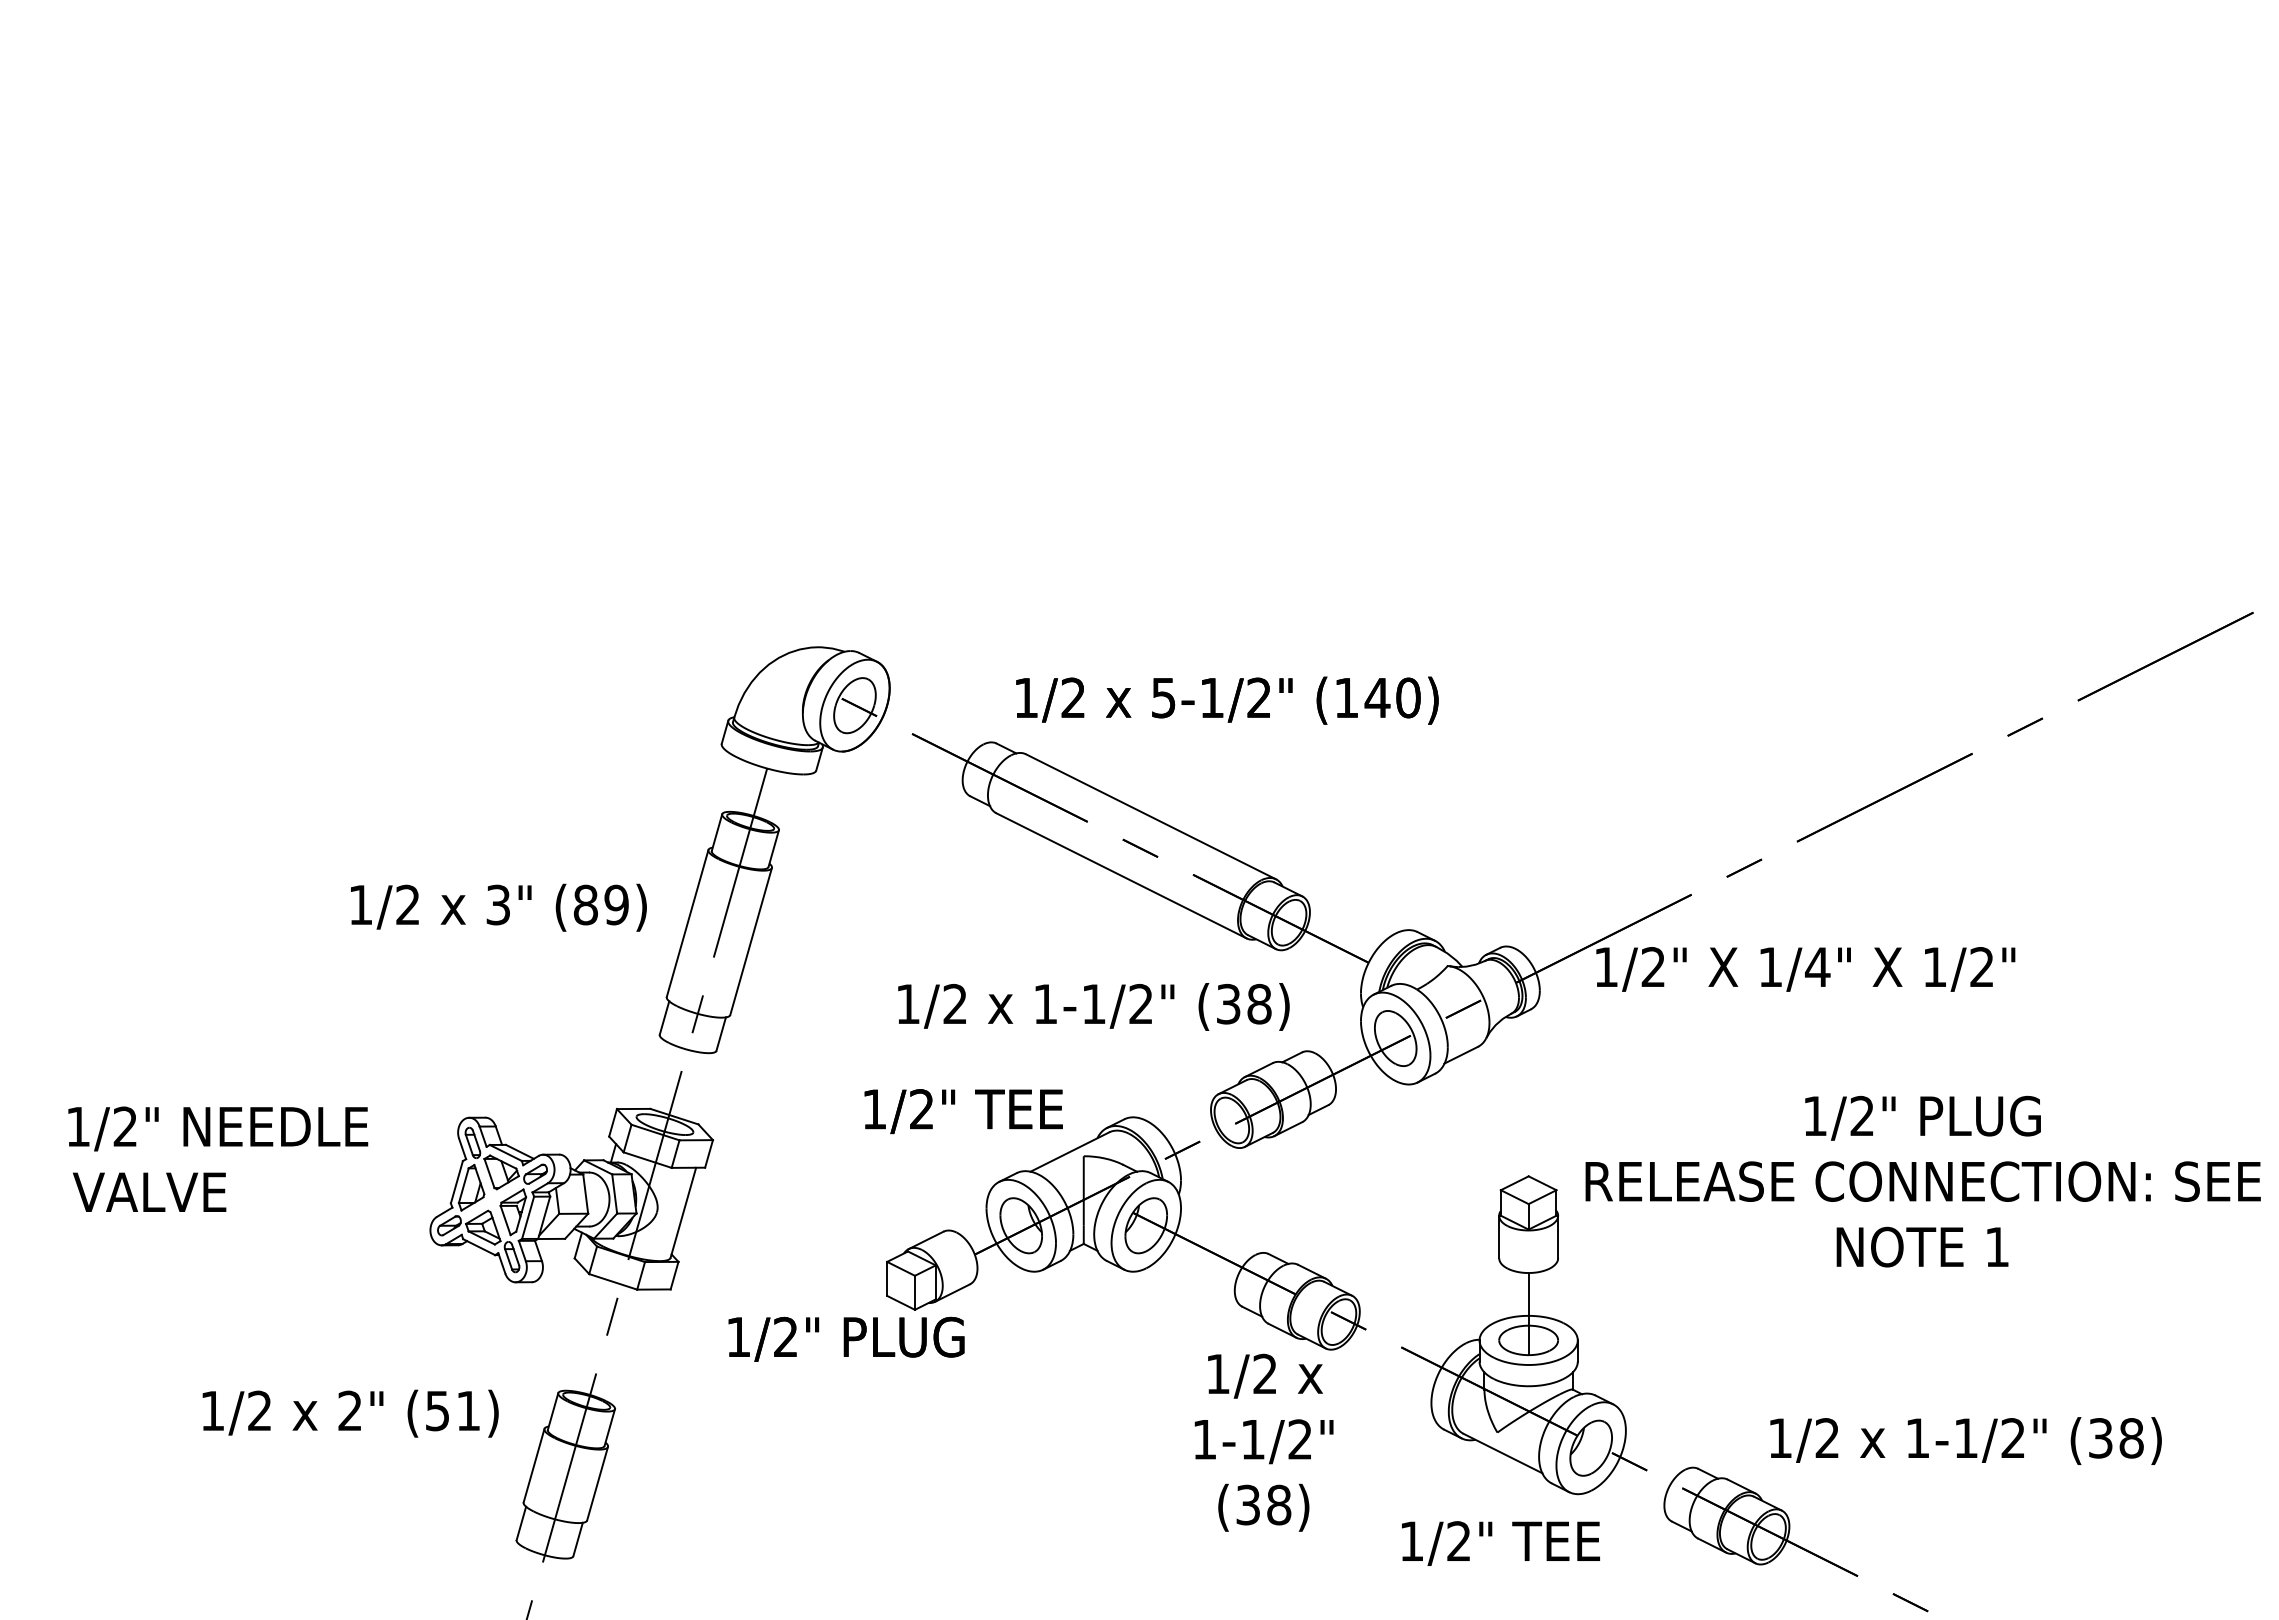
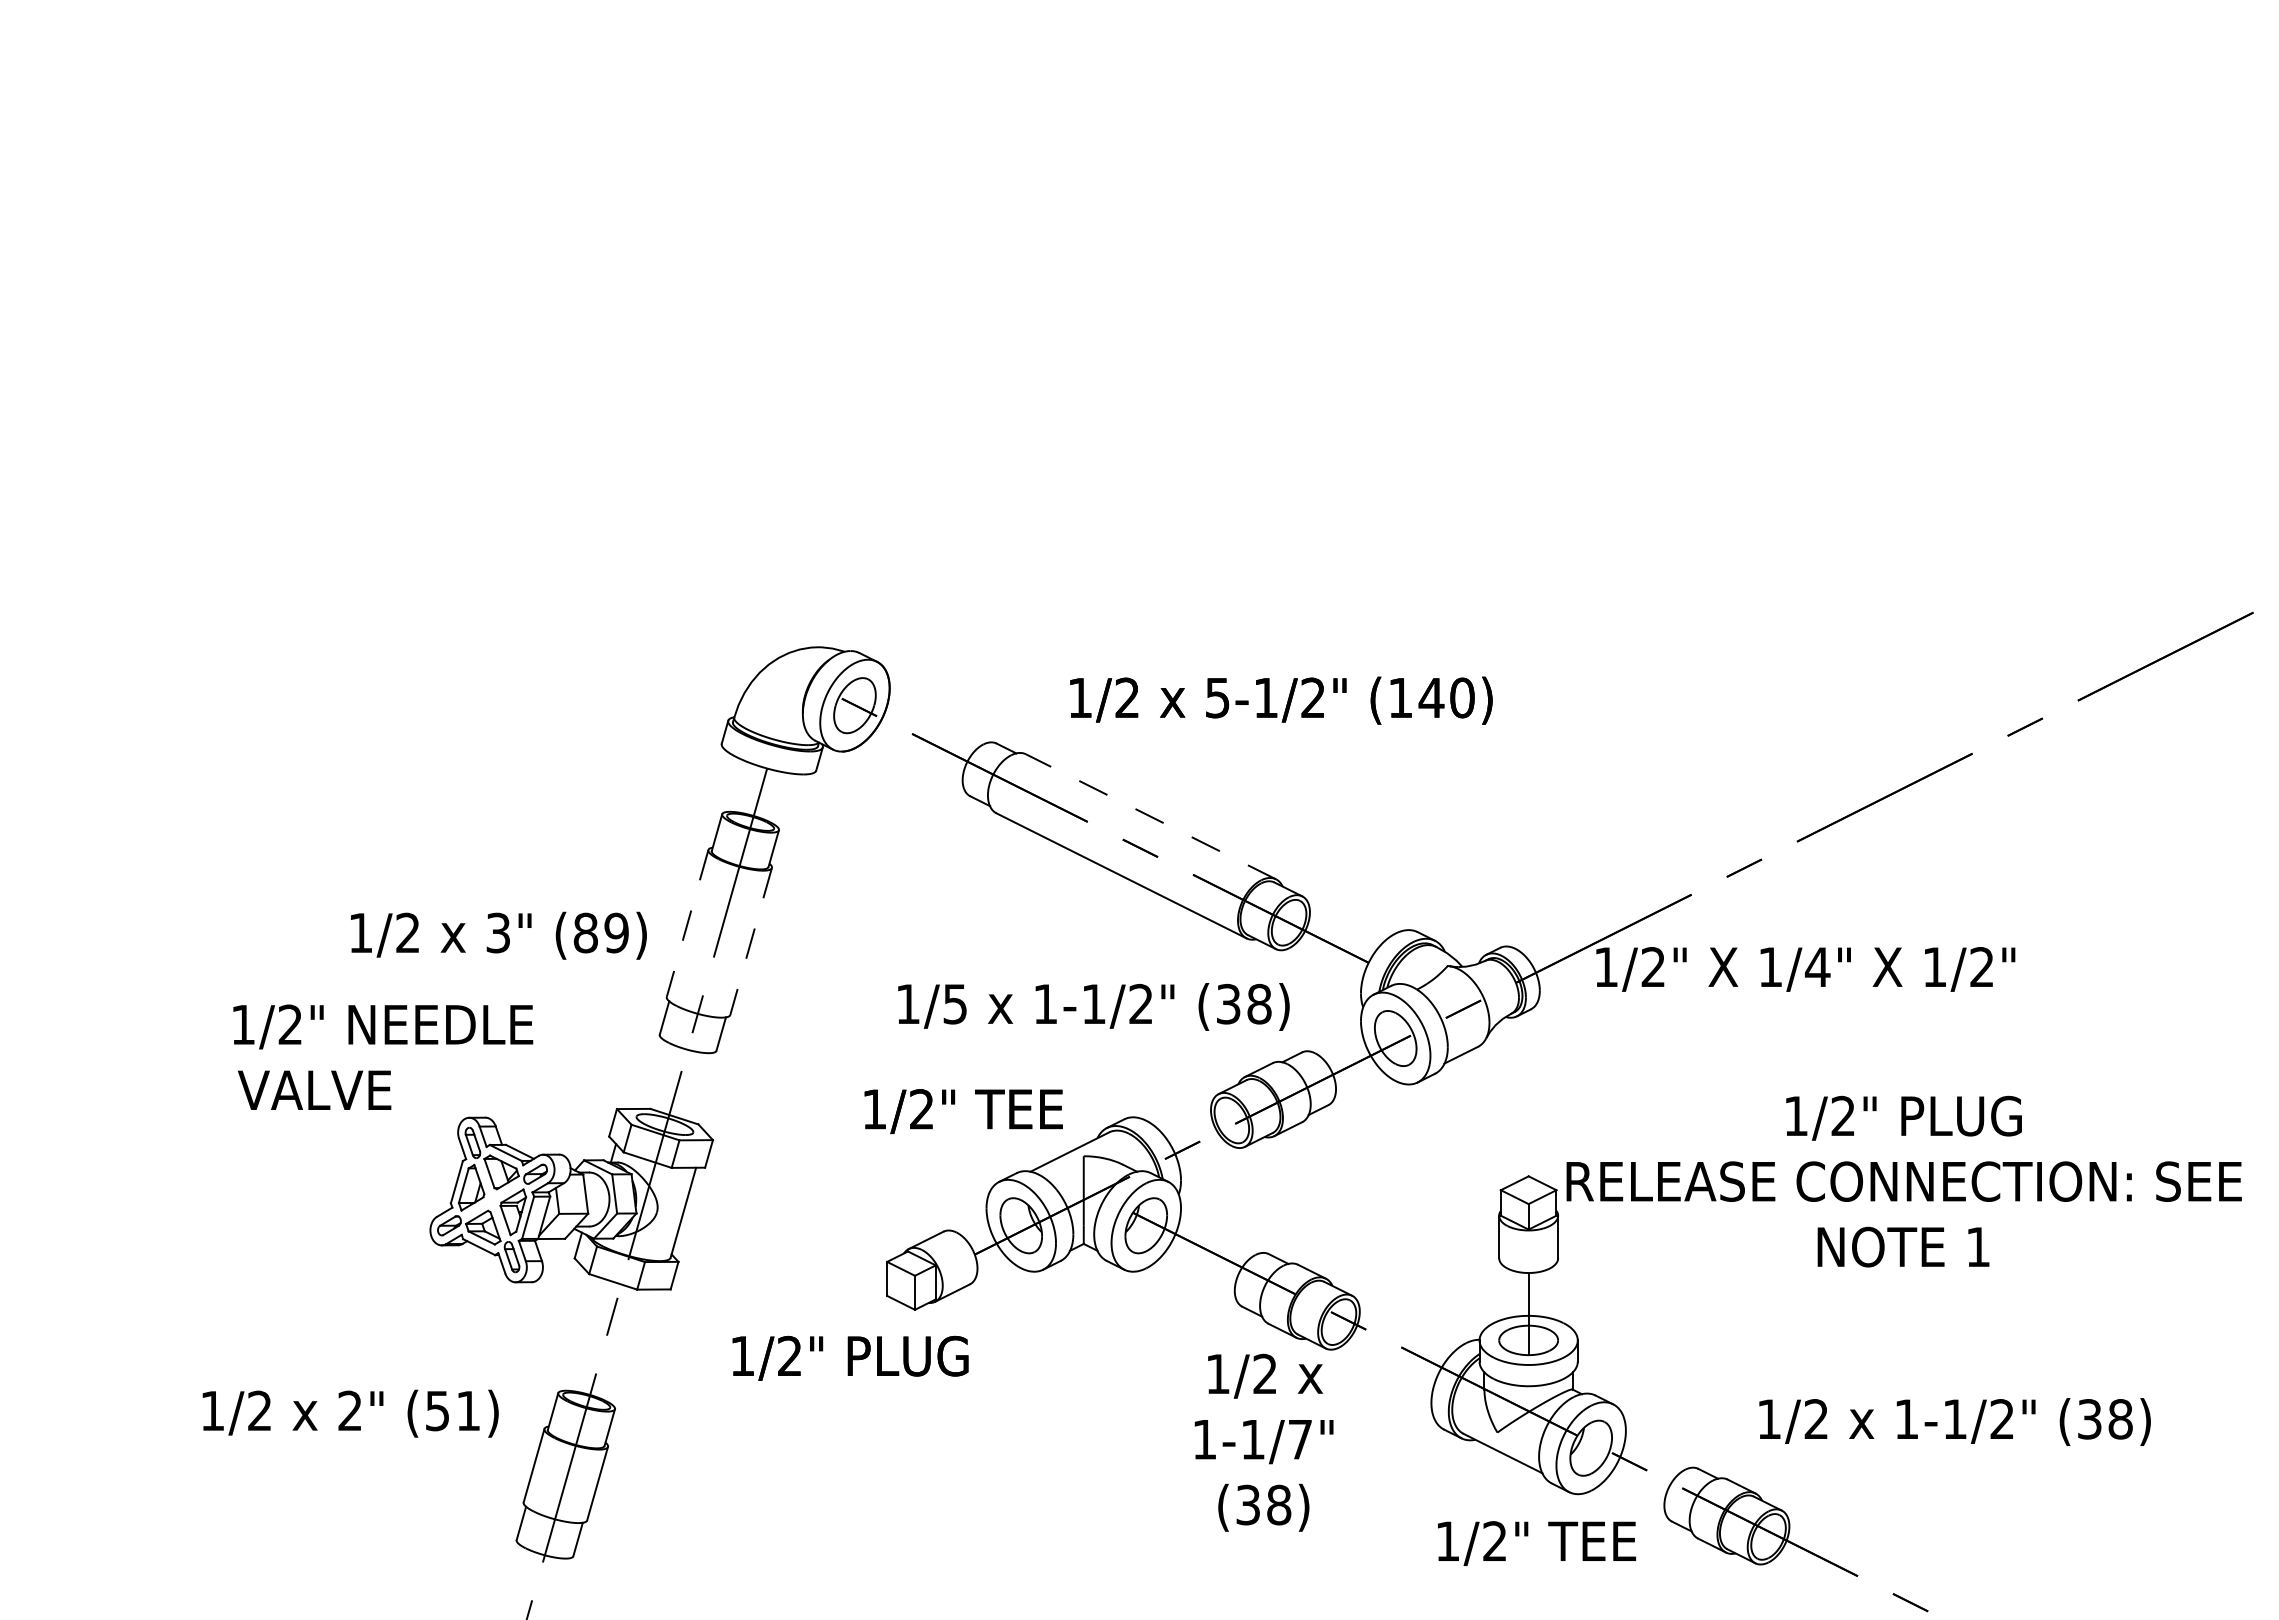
text position: (1227, 700) -> (1281, 700) (1281, 700)
line: solid -> dashed (1151, 816)
text position: (498, 907) -> (498, 935) (498, 935)
line: solid -> dashed (687, 924)
line: solid -> dashed (750, 941)
text: 1/2 -> 1/5 (954, 1003)
text position: (218, 1158) -> (383, 1056) (383, 1056)
text position: (1922, 1181) -> (1903, 1181) (1903, 1181)
text position: (846, 1338) -> (850, 1357) (850, 1357)
text: 1-1/2" -> 1-1/7" (1299, 1439)
text position: (1965, 1440) -> (1954, 1421) (1954, 1421)
text position: (1500, 1543) -> (1536, 1543) (1536, 1543)
